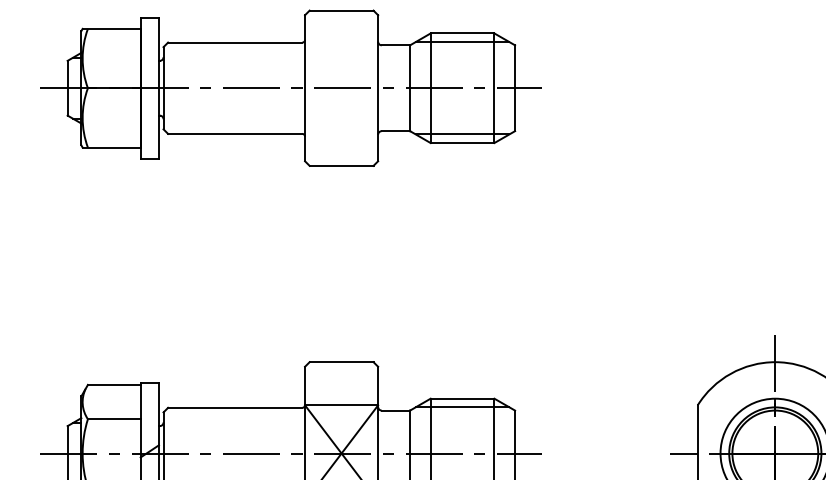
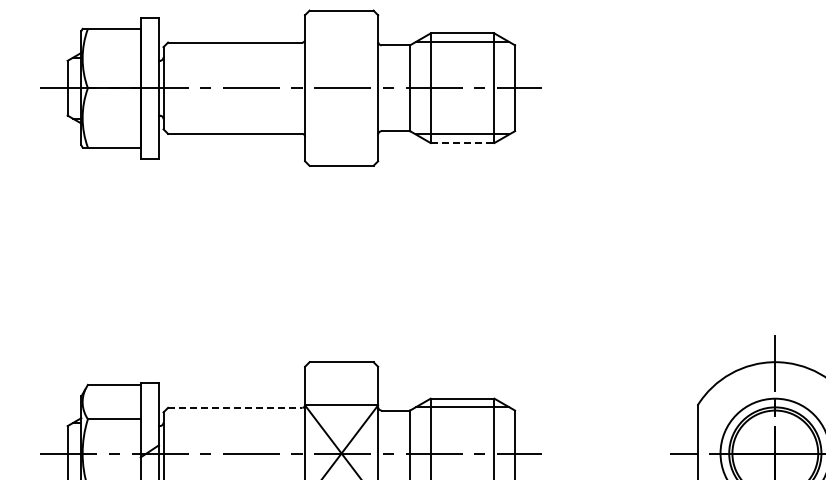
line: solid -> dashed (462, 143)
line: solid -> dashed (235, 407)
